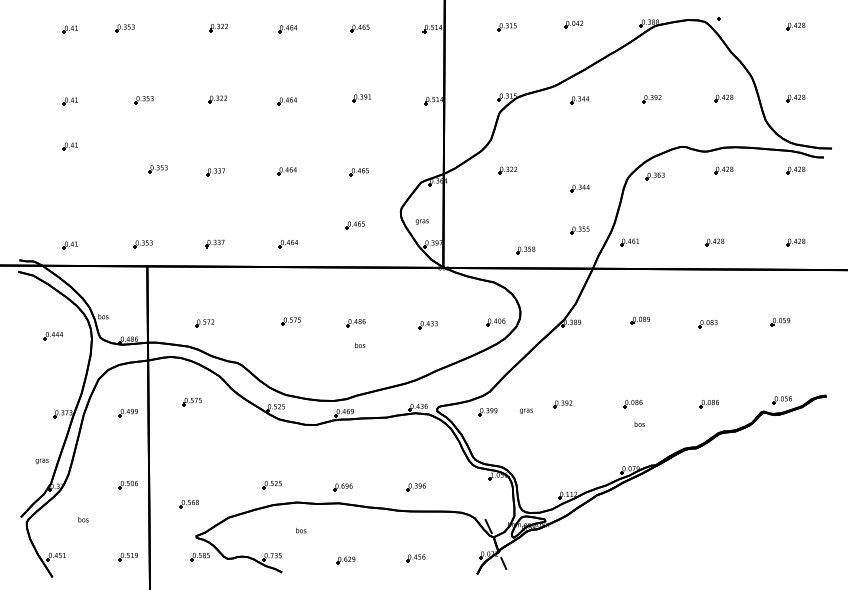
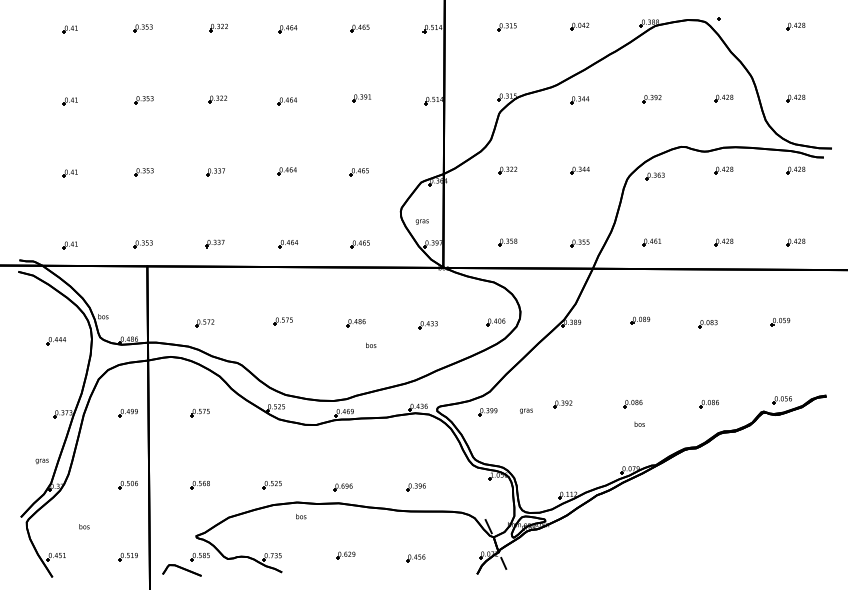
part position: (573, 24) -> (579, 26) (579, 26)
part position: (124, 28) -> (142, 28) (142, 28)
part position: (69, 146) -> (69, 173) (69, 173)
part position: (157, 169) -> (143, 172) (143, 172)
part position: (579, 188) -> (579, 170) (579, 170)
part position: (354, 225) -> (359, 244) (359, 244)
part position: (579, 230) -> (579, 243) (579, 243)
part position: (629, 242) -> (651, 242) (651, 242)
part position: (714, 242) -> (723, 242) (723, 242)
part position: (525, 250) -> (507, 242) (507, 242)
part position: (290, 321) -> (282, 321) (282, 321)
part position: (52, 336) -> (55, 341) (55, 341)
text position: (360, 344) -> (371, 344) (371, 344)
part position: (191, 402) -> (199, 413) (199, 413)
part position: (188, 504) -> (199, 485) (199, 485)
text position: (83, 519) -> (84, 526) (84, 526)
text position: (301, 530) -> (301, 516) (301, 516)
part position: (345, 560) -> (345, 555) (345, 555)
part: none -> present (181, 570)
